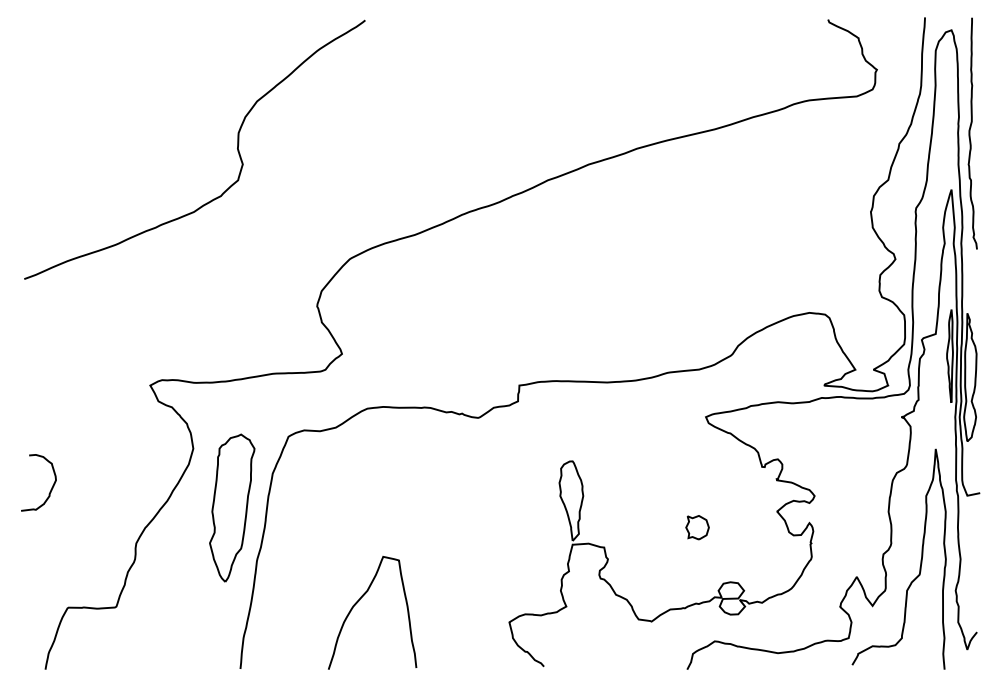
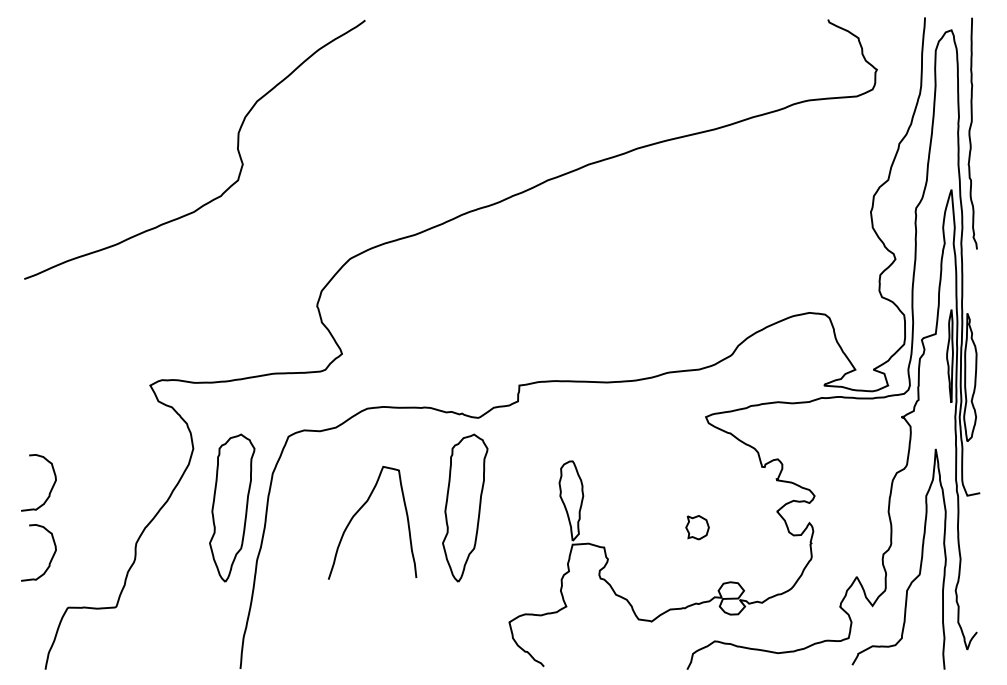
part: none -> present (465, 507)
curve: none -> present (50, 559)
curve position: (359, 601) -> (359, 511) (359, 511)
